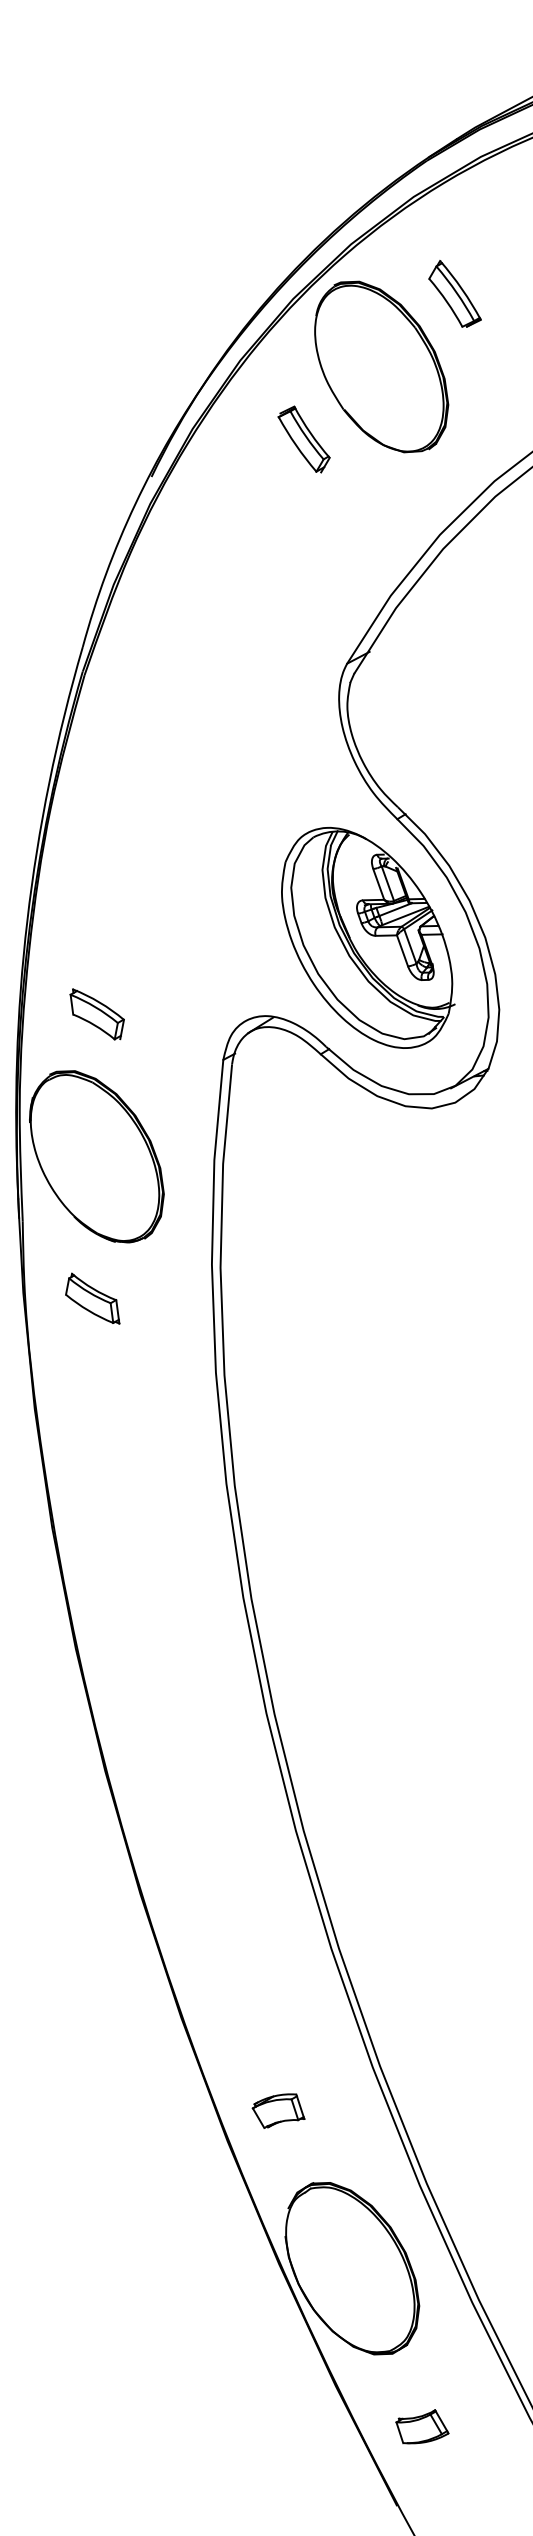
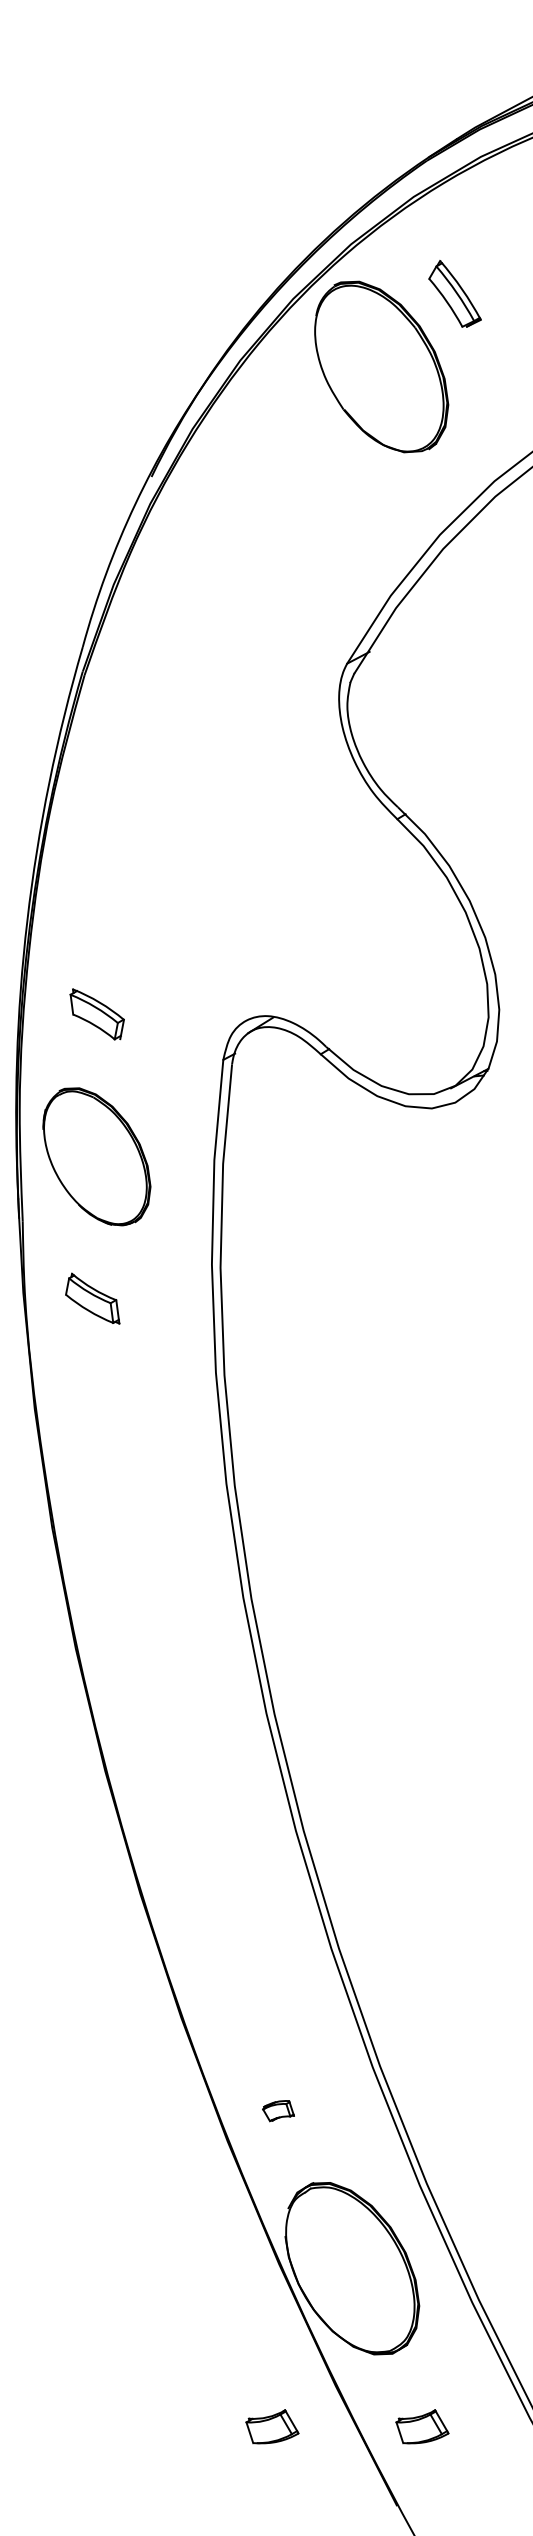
part: present -> none (303, 439)
part: present -> none (368, 937)
part size: 136x174 px -> 110x140 px (96, 1156)
part size: 55x36 px -> 33x23 px (278, 2111)
part: none -> present (272, 2426)
